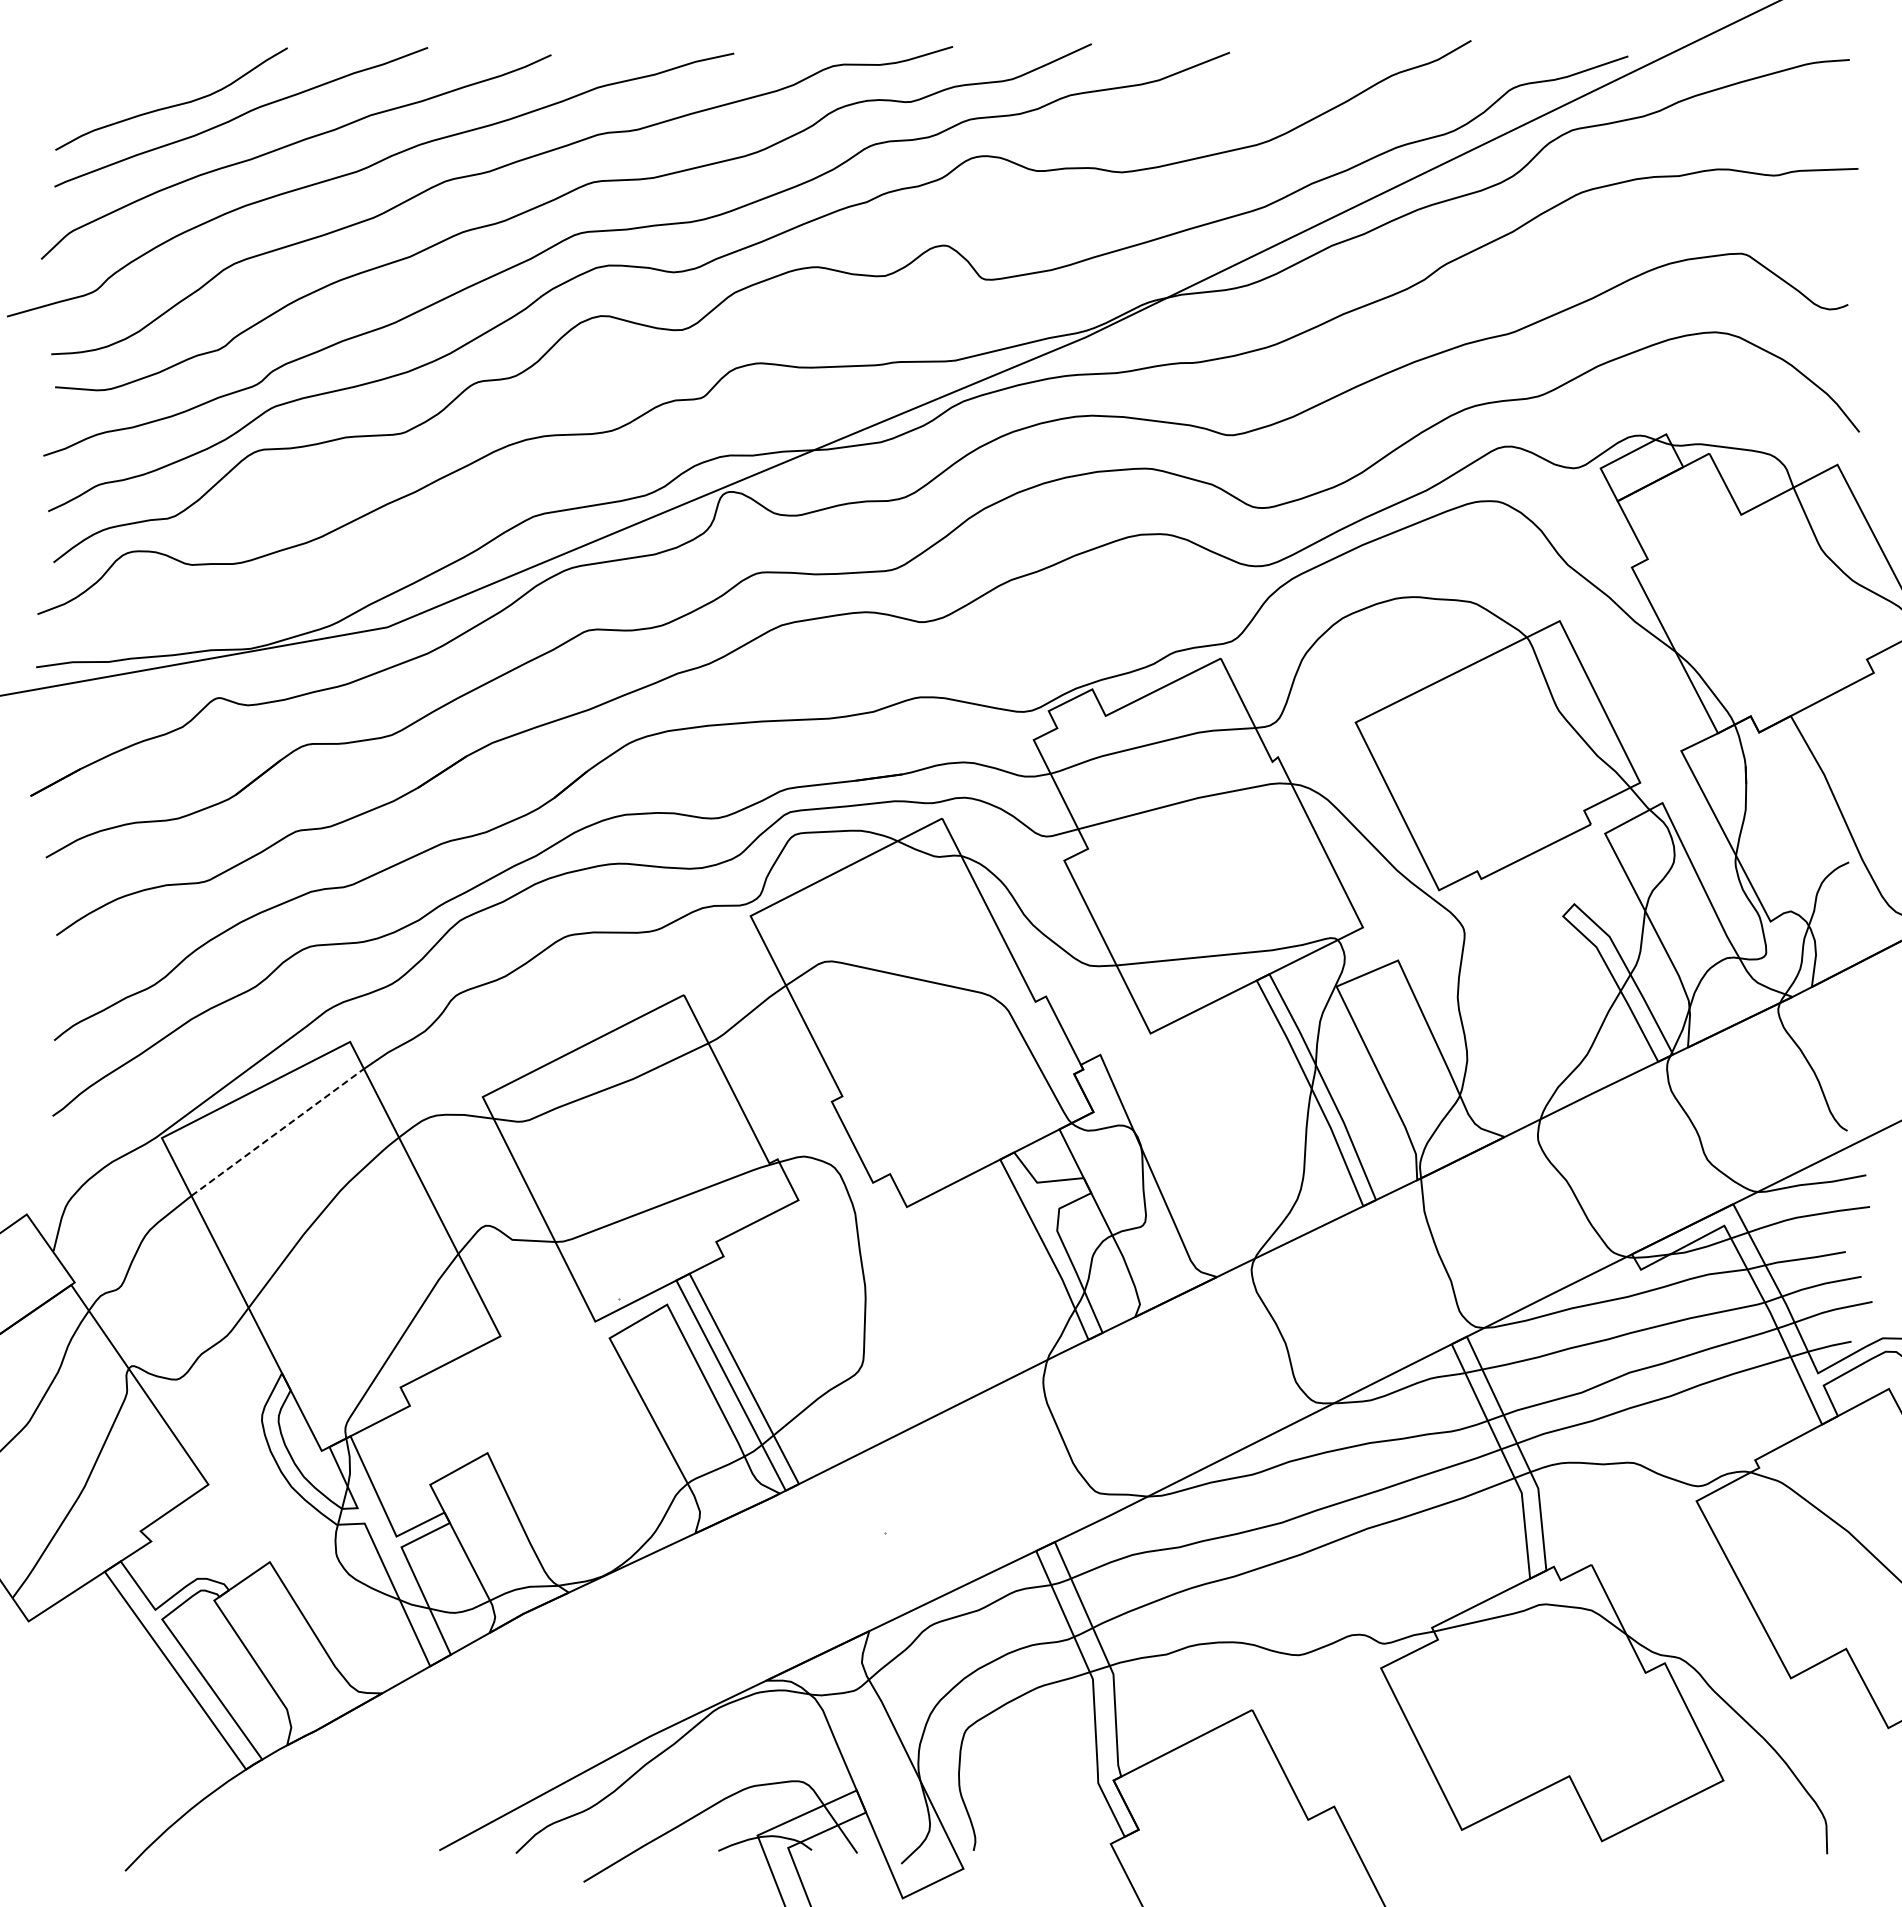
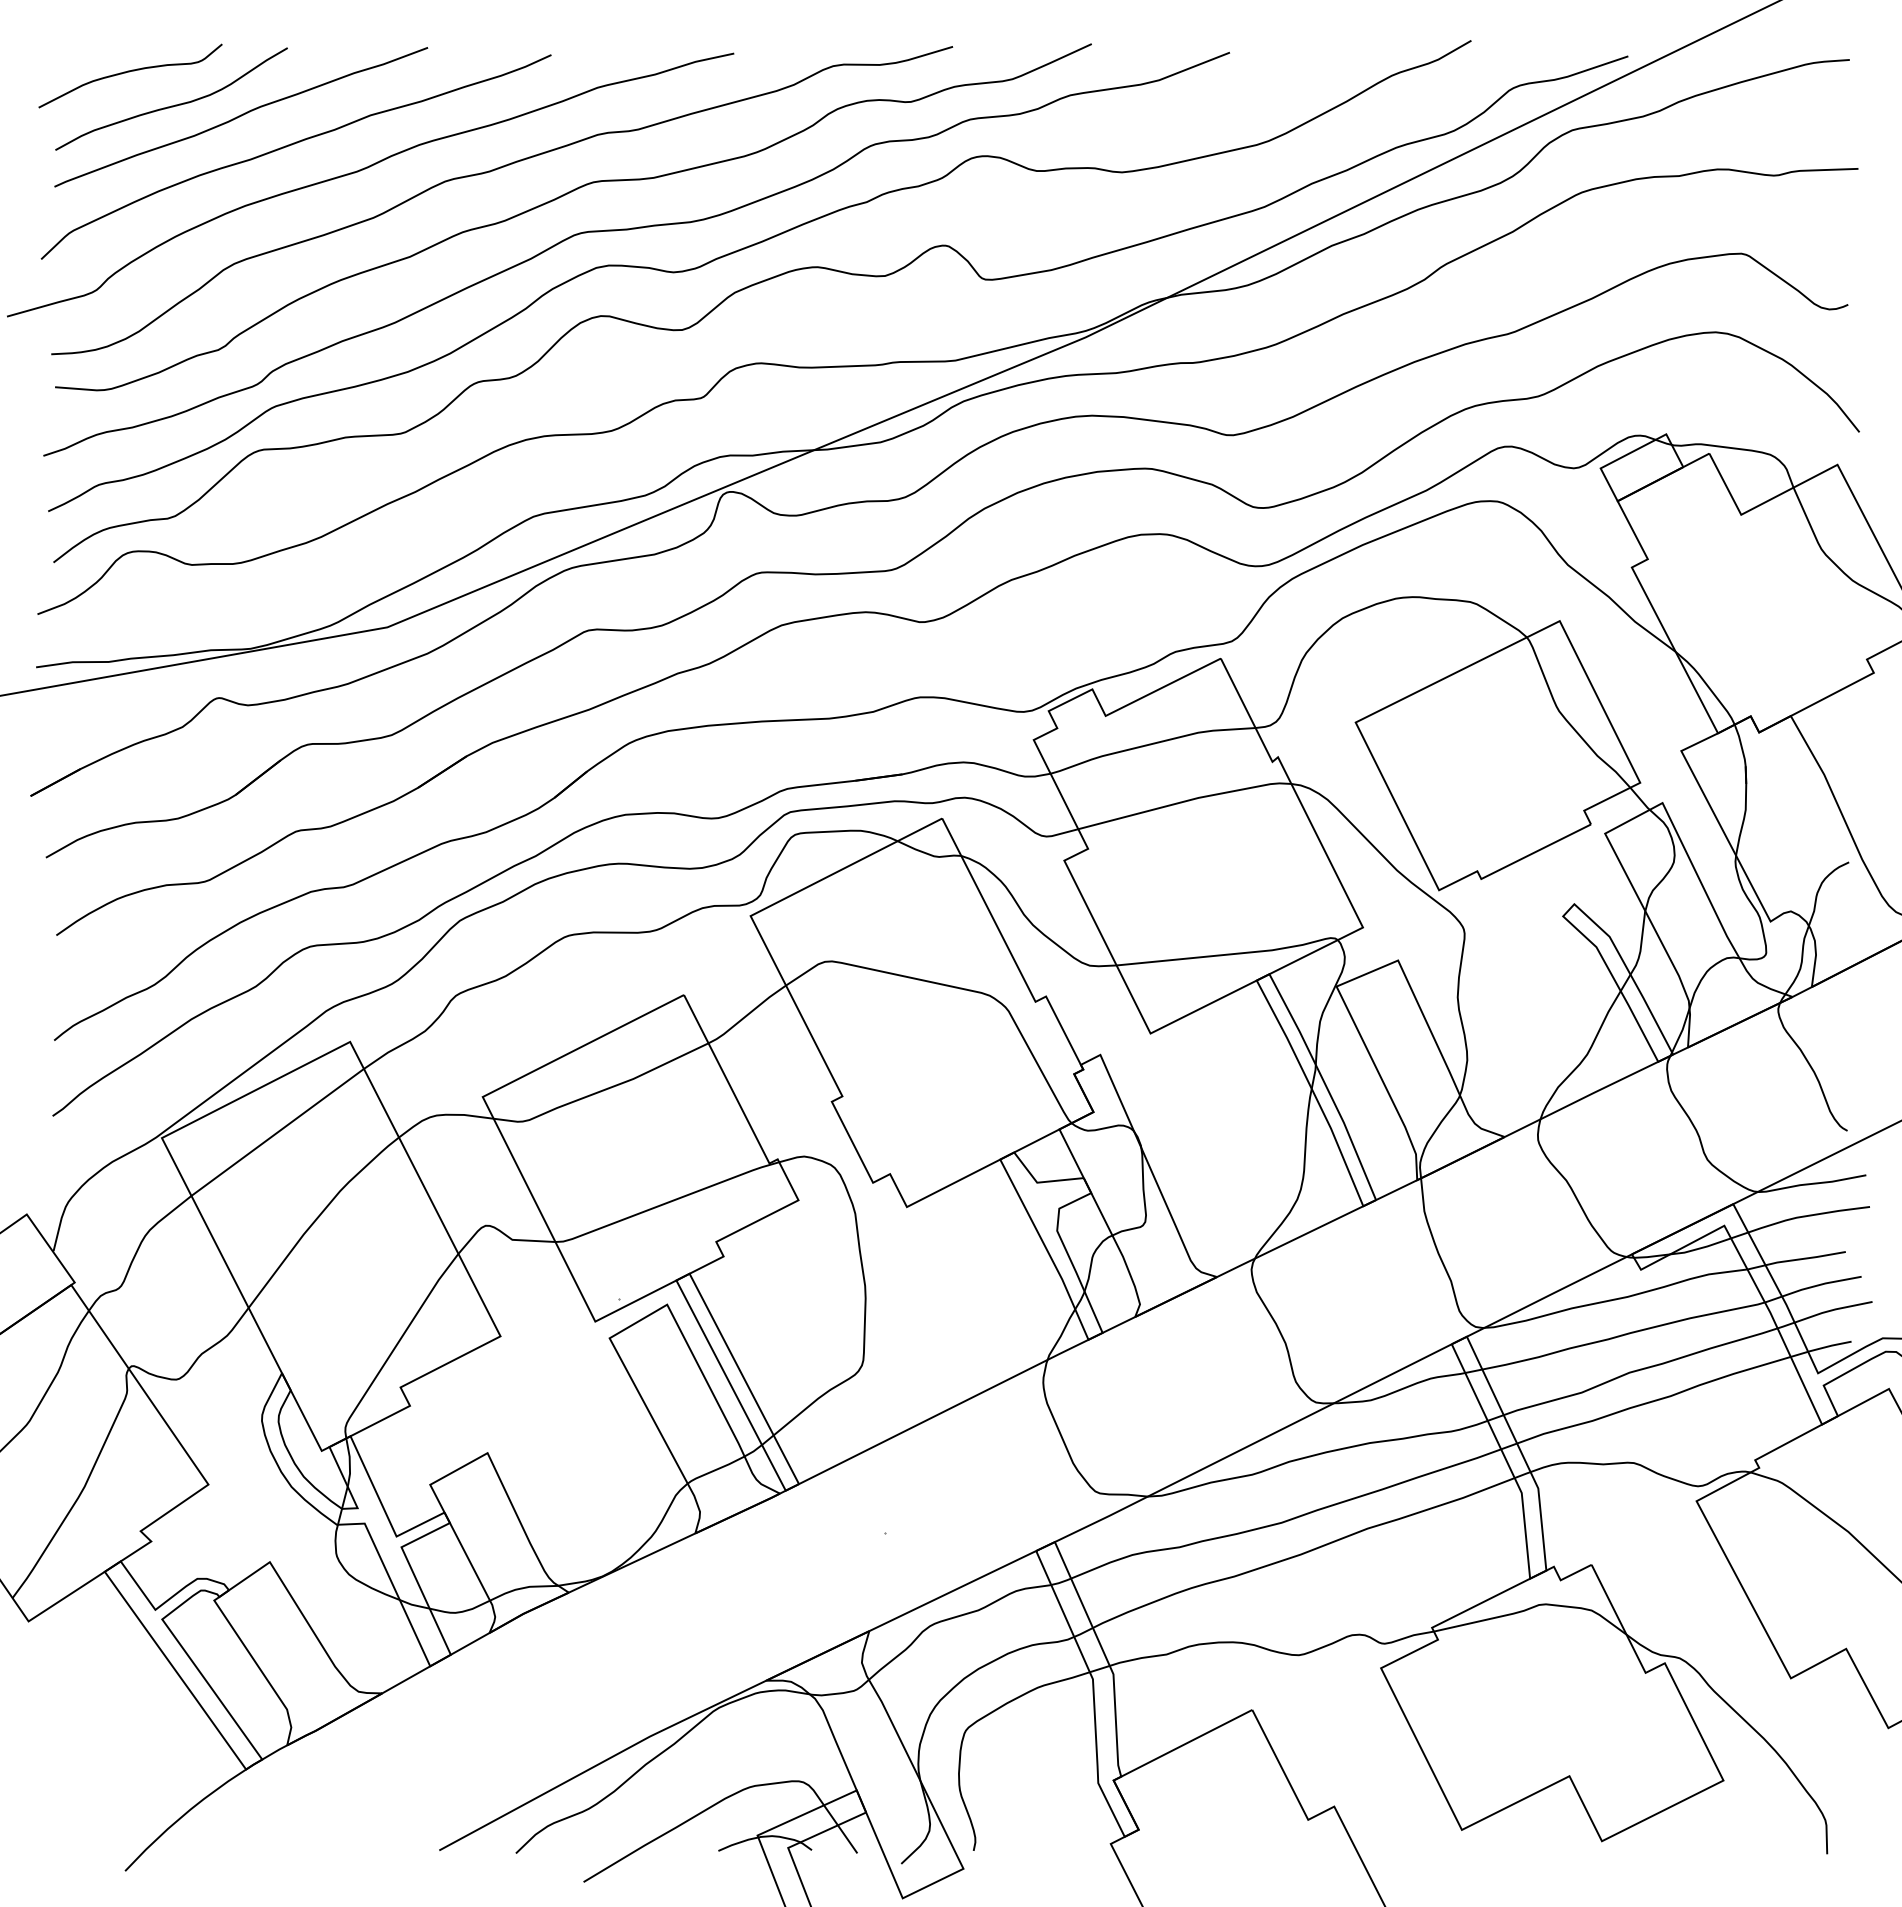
curve: none -> present (129, 72)
line: dashed -> solid (278, 1132)
